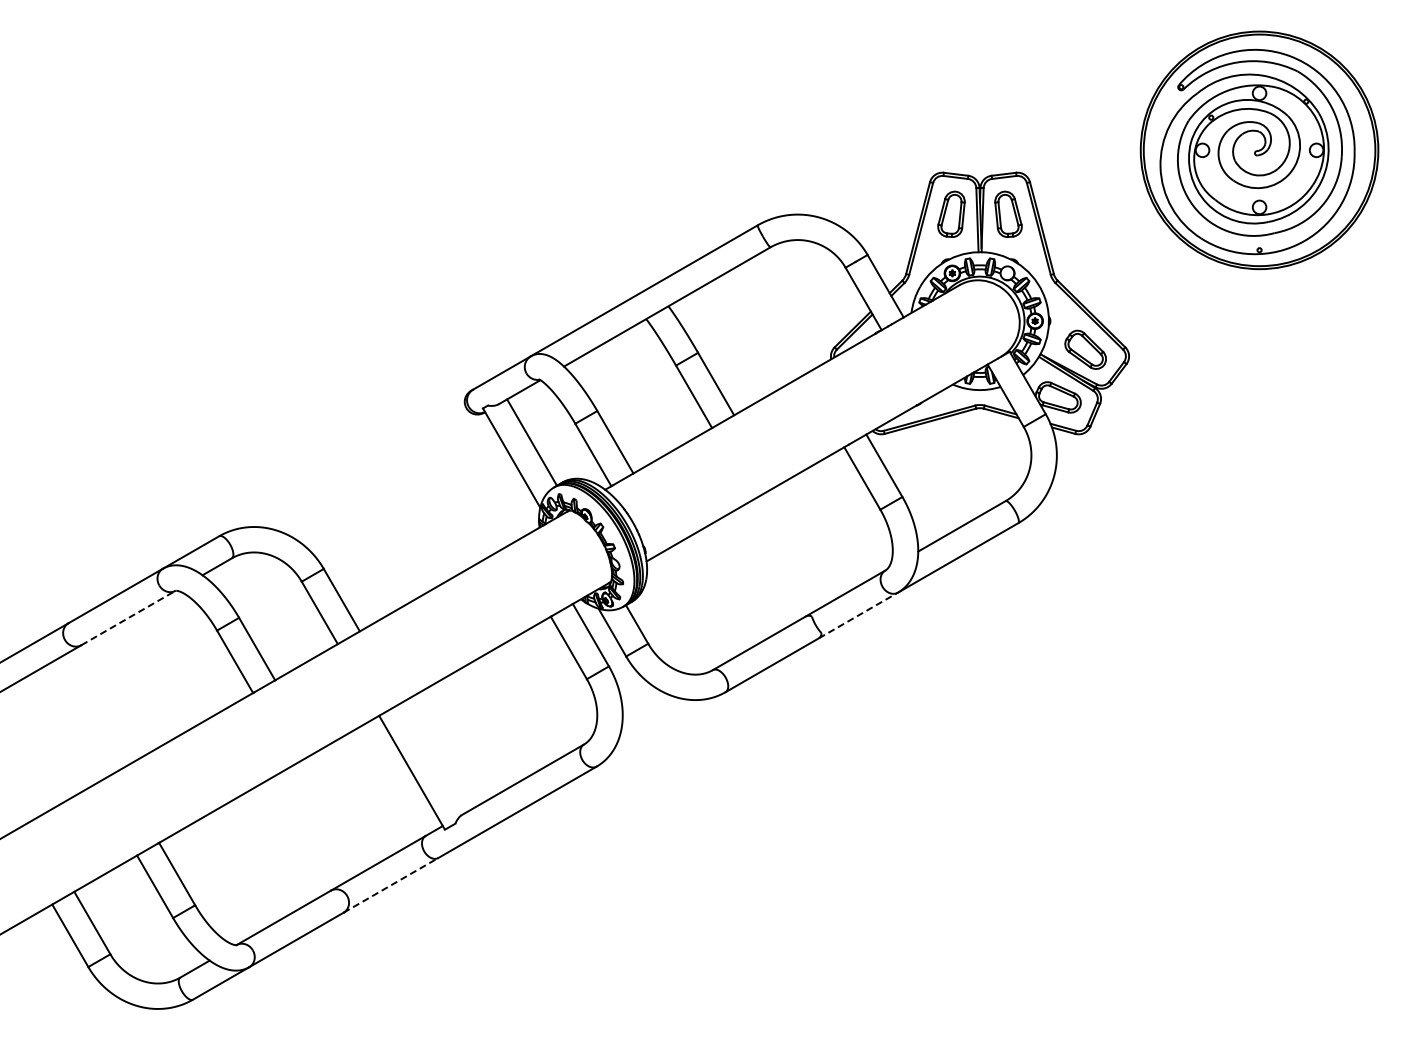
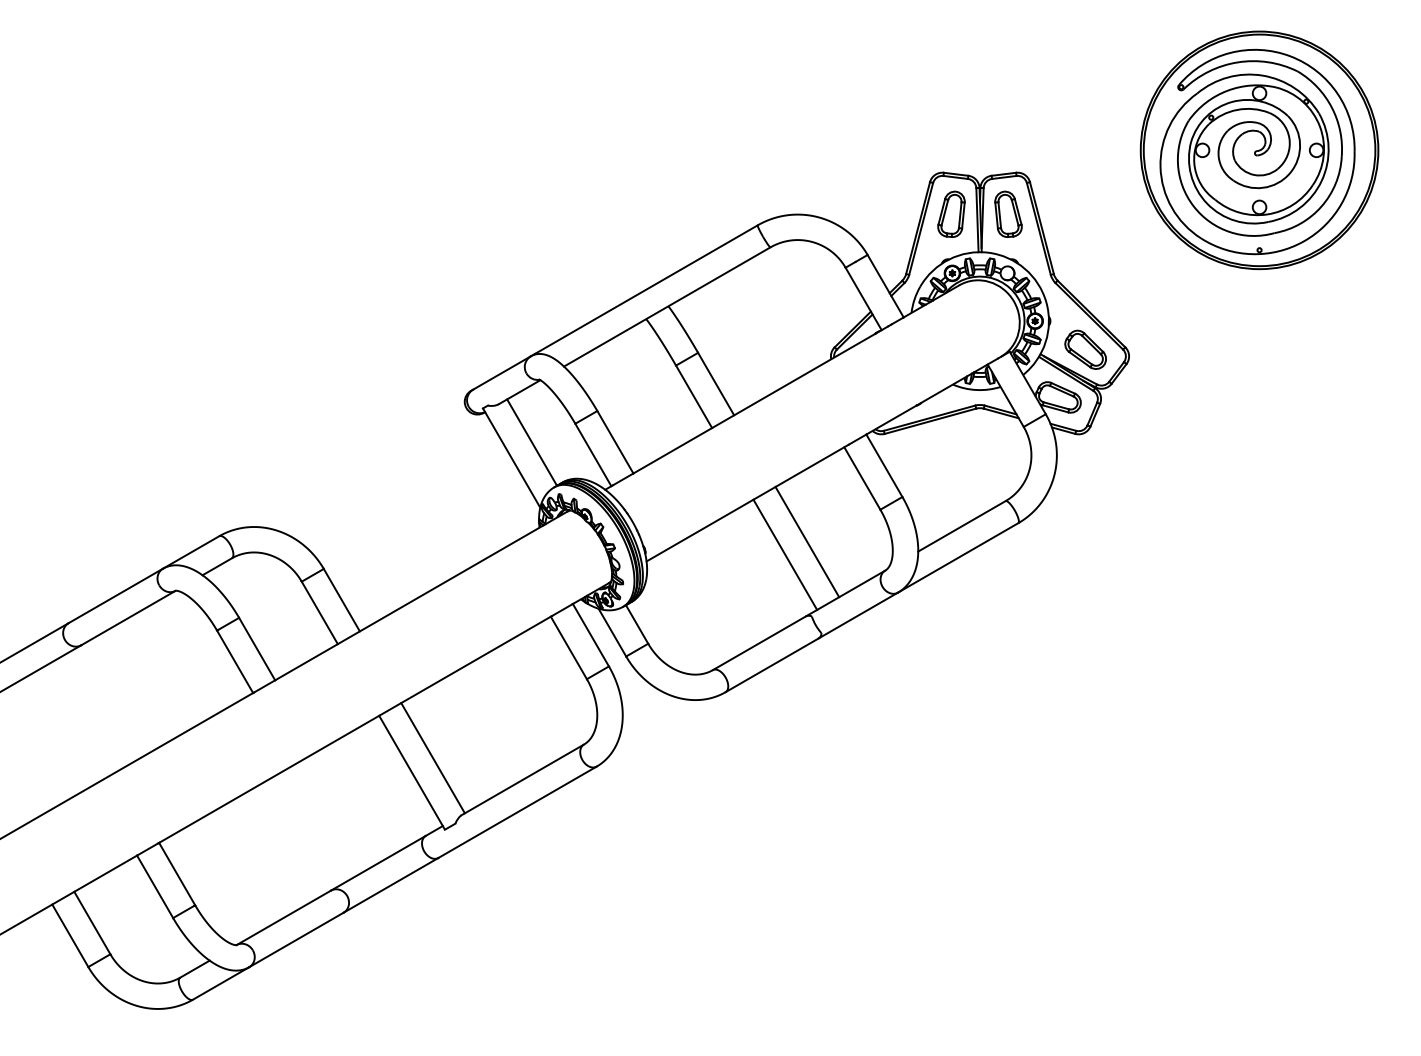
line: none -> present (807, 541)
line: none -> present (785, 554)
line: dashed -> solid (858, 615)
line: dashed -> solid (128, 617)
line: none -> present (432, 758)
line: dashed -> solid (391, 885)
